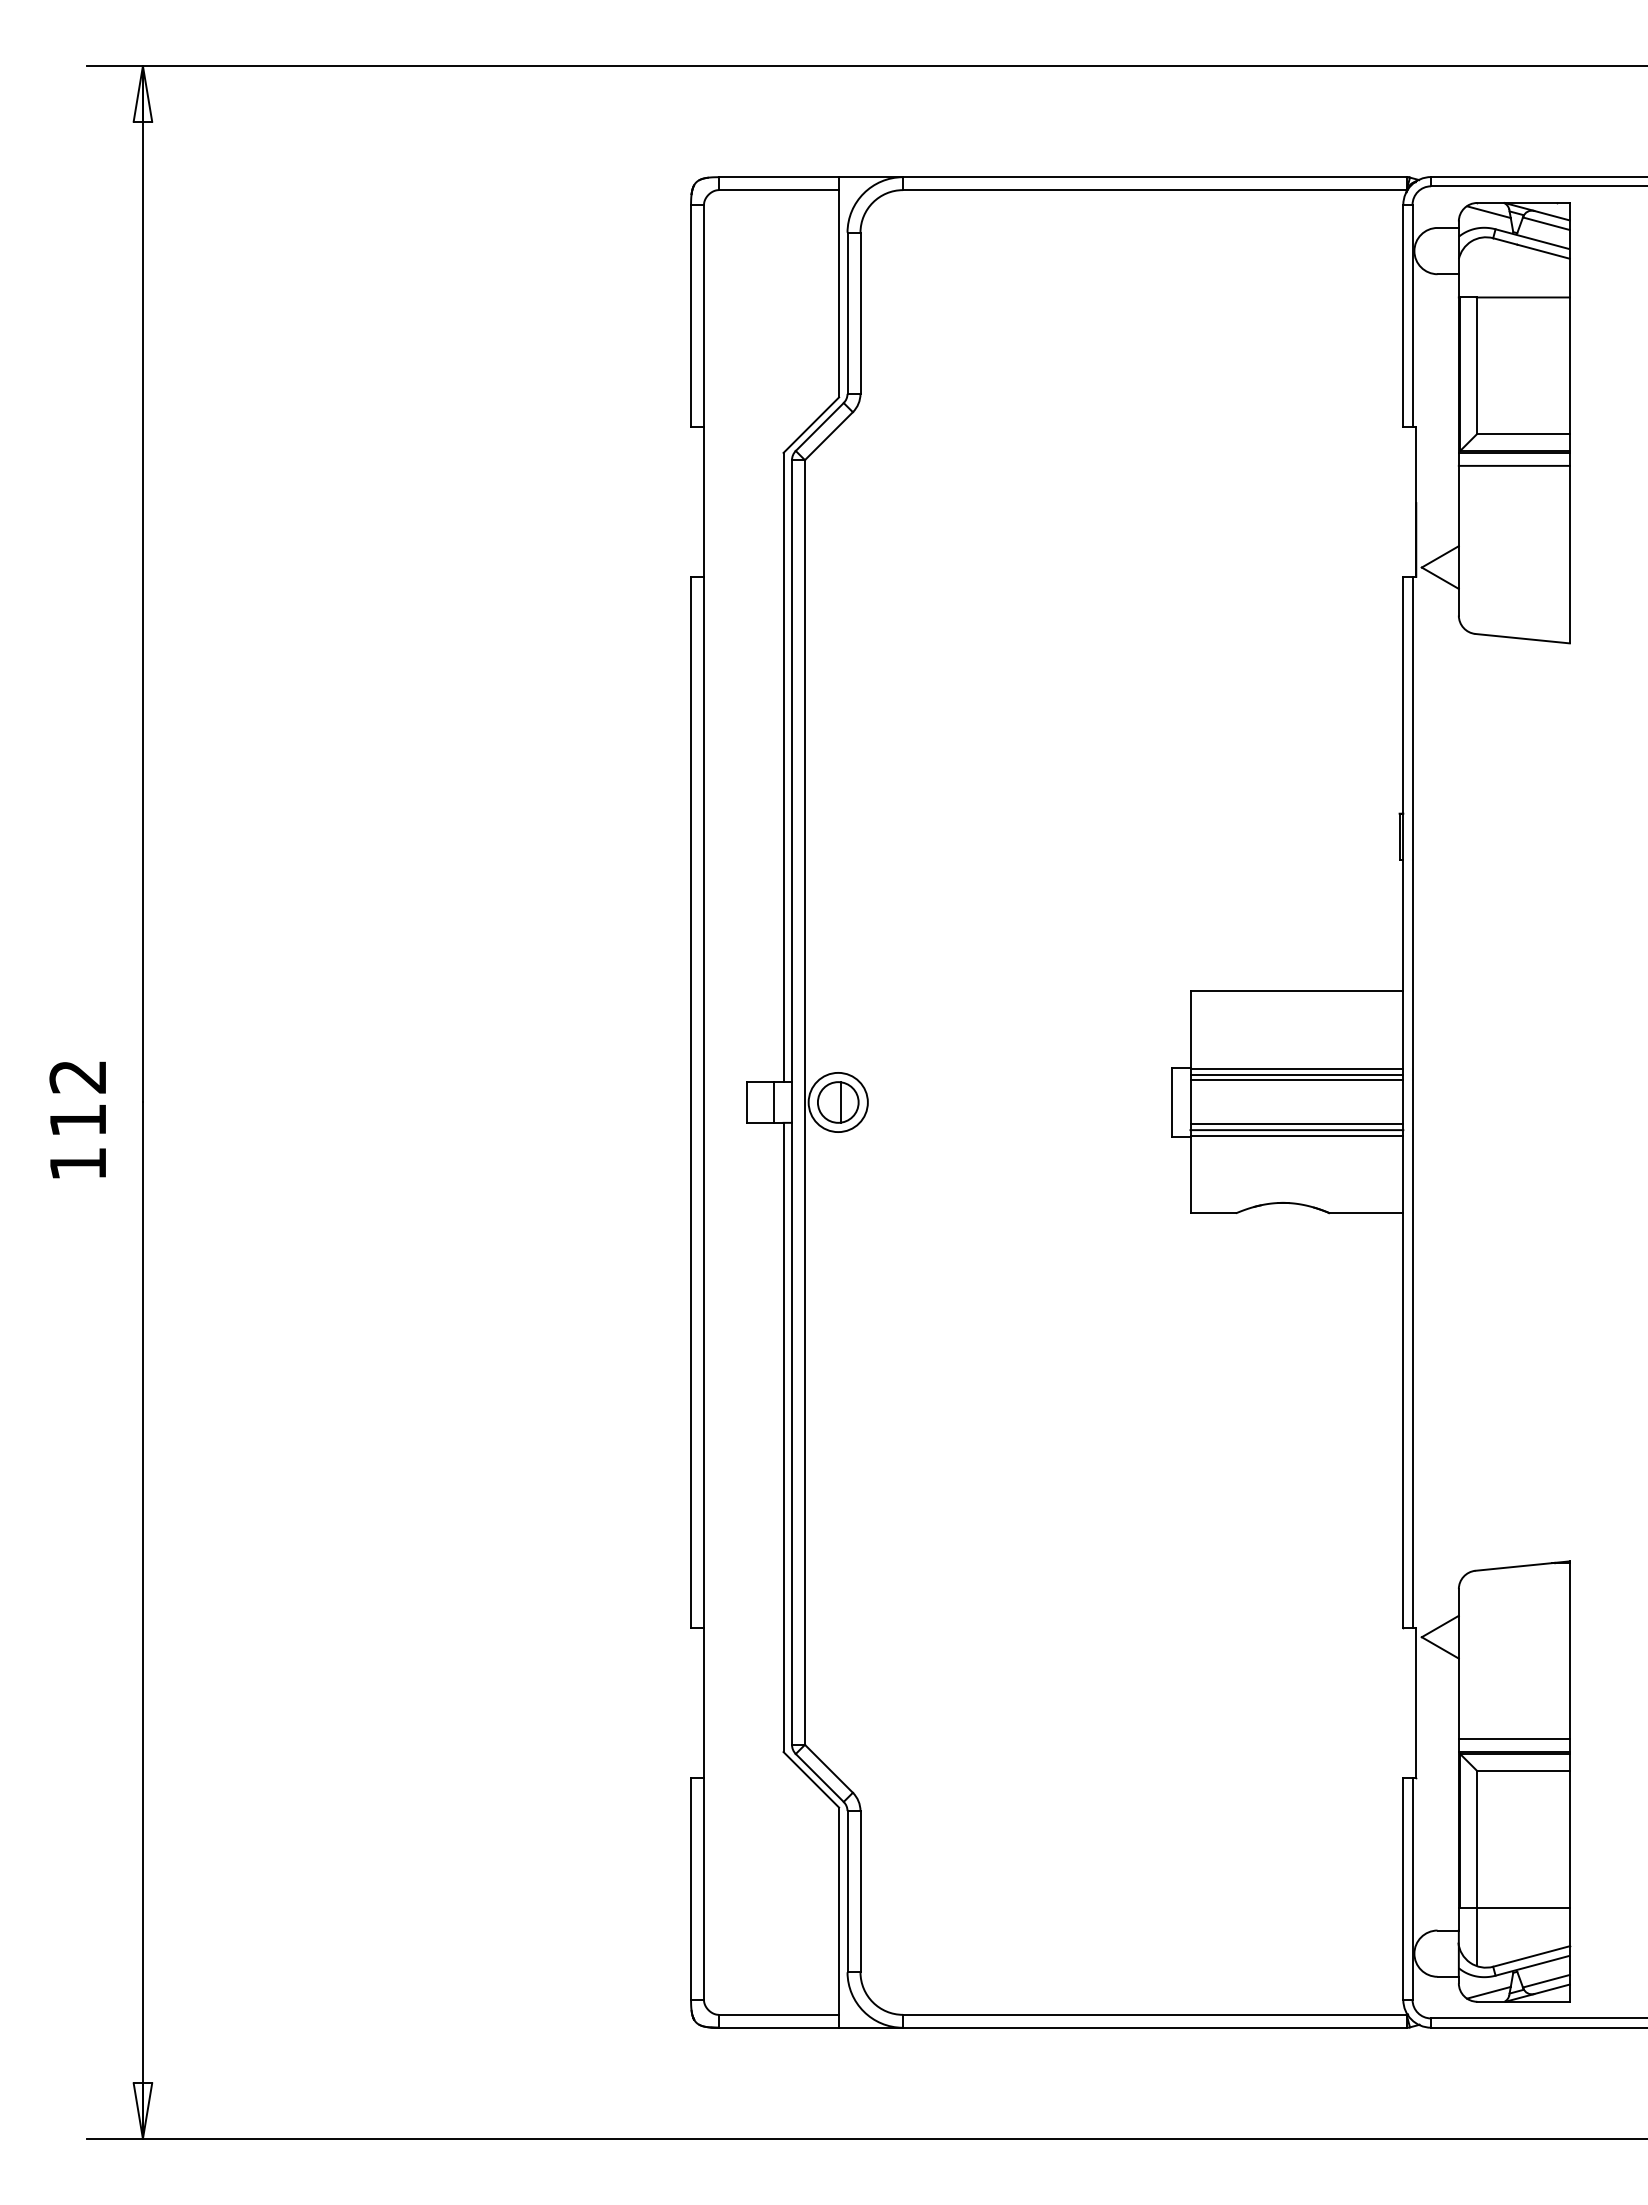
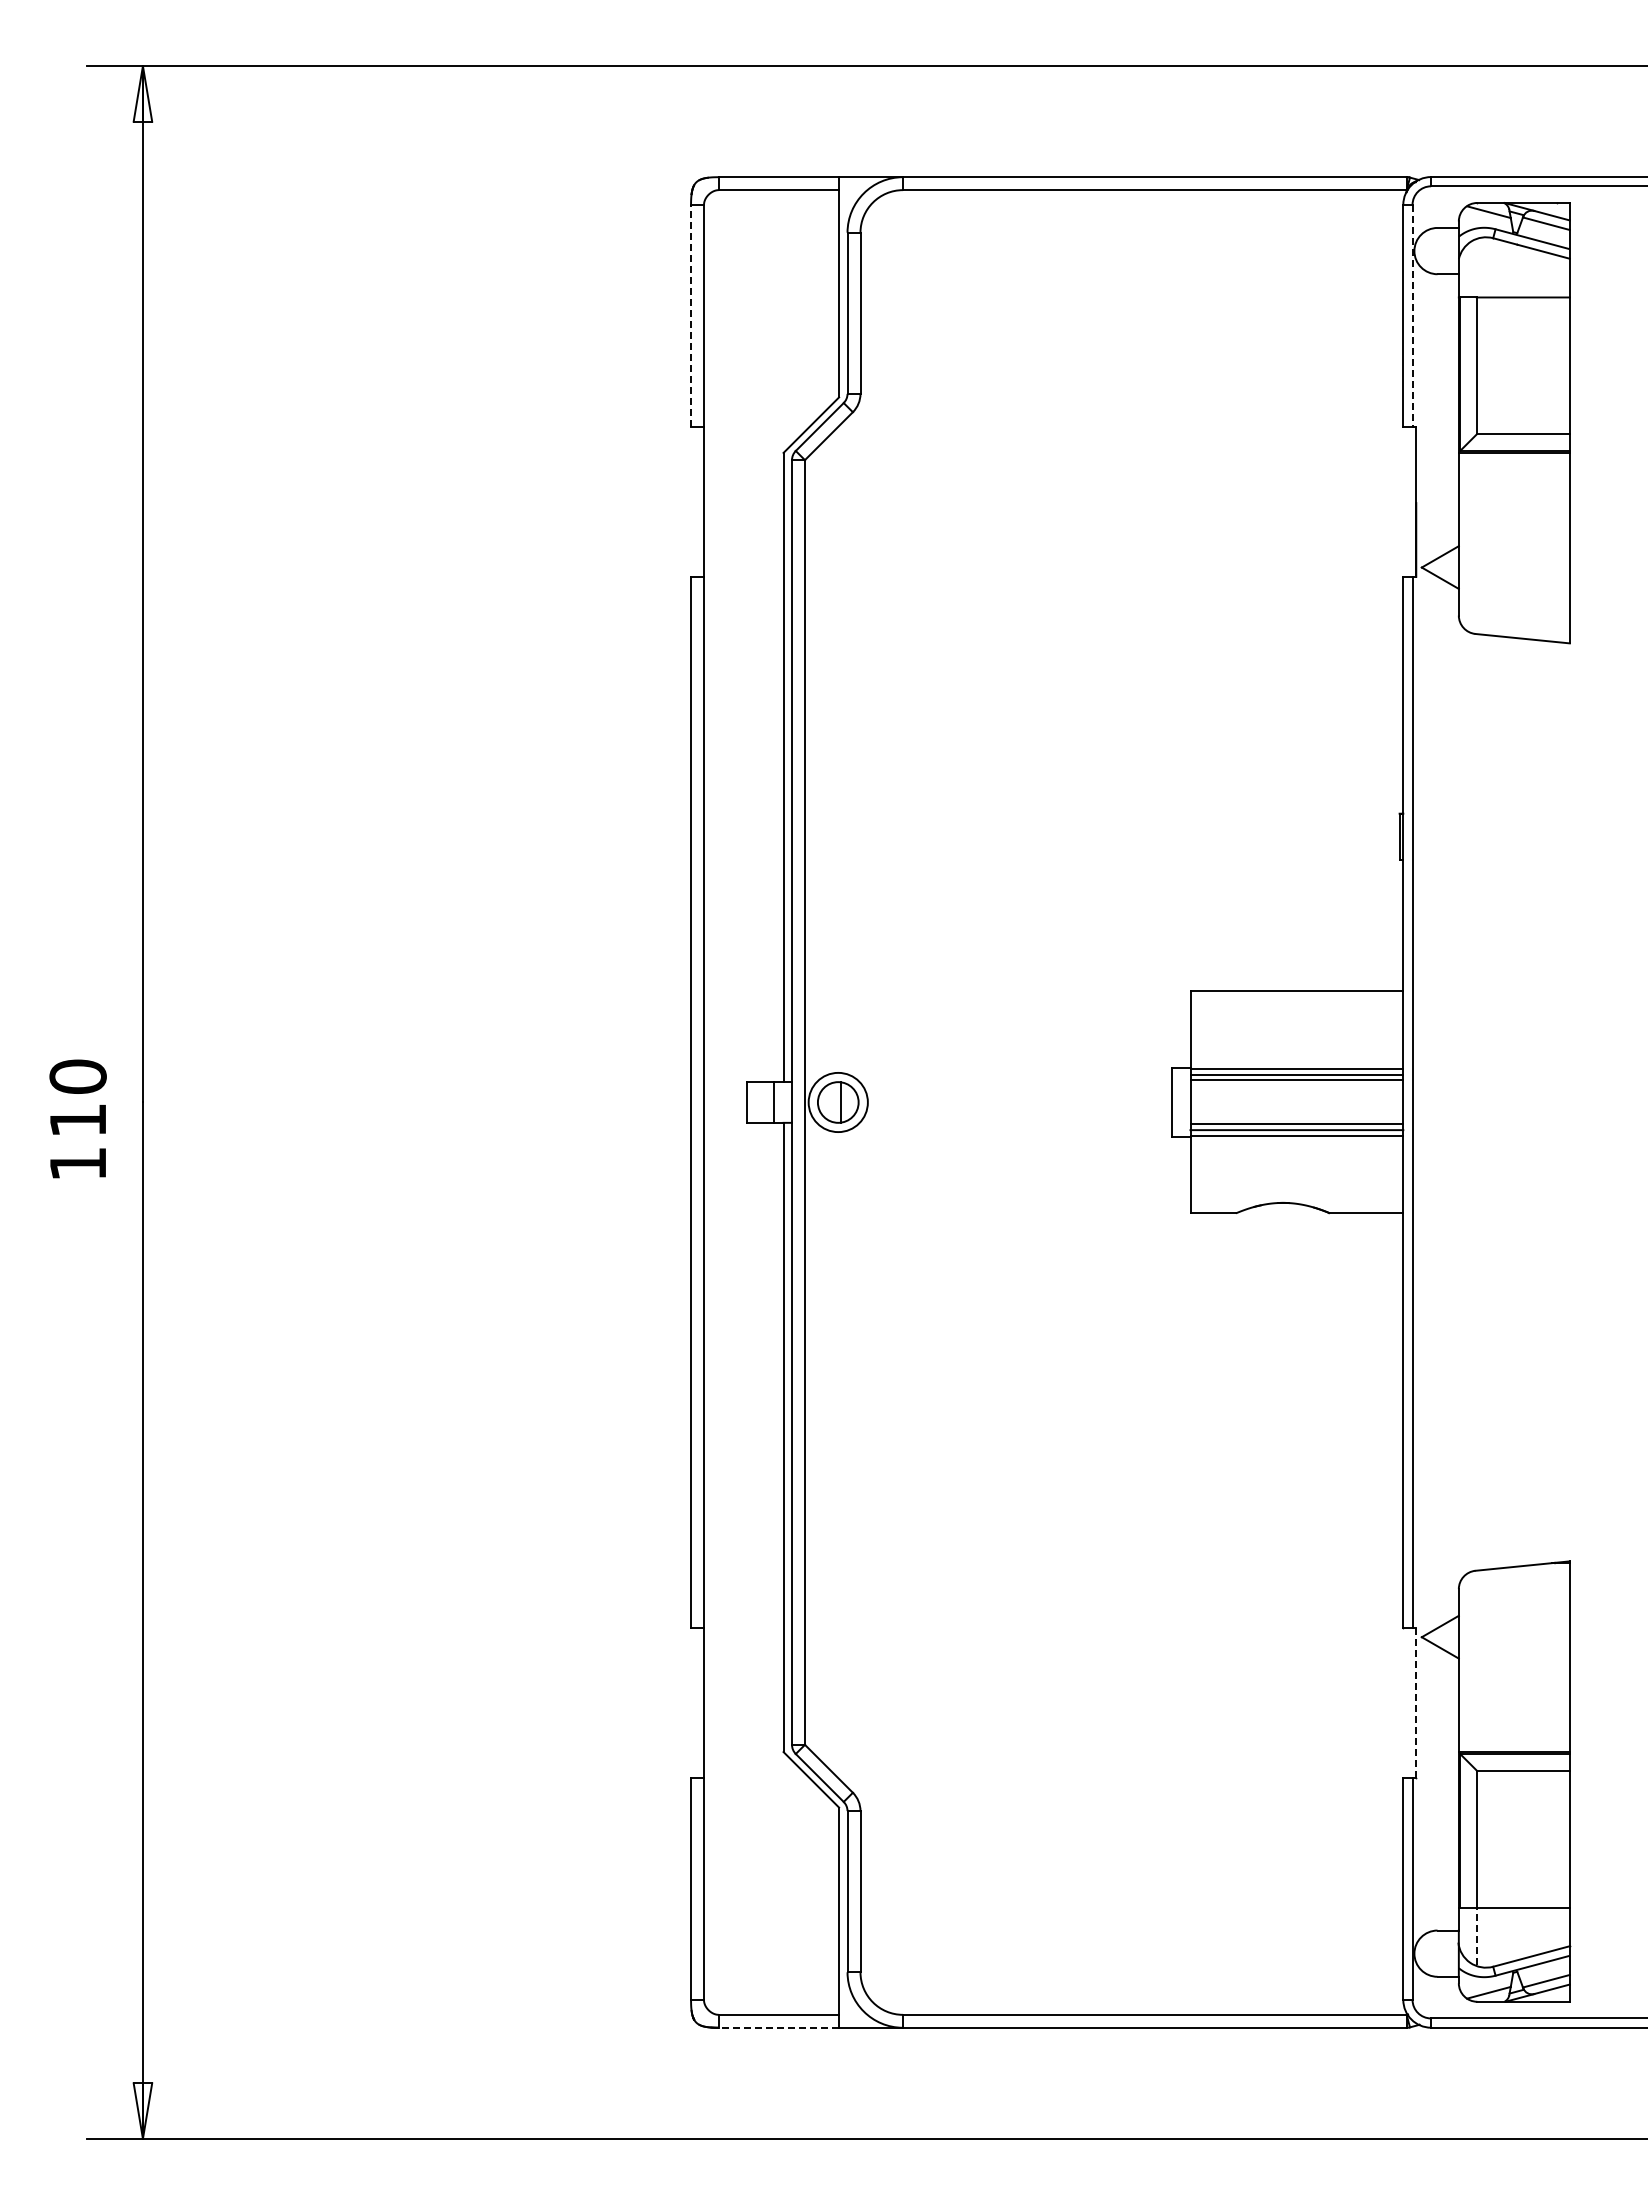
line: solid -> dashed (691, 315)
line: solid -> dashed (1412, 316)
line: present -> none (1513, 465)
text: 112 -> 110 (77, 1076)
line: solid -> dashed (1416, 1702)
line: present -> none (1513, 1739)
line: solid -> dashed (1476, 1936)
line: solid -> dashed (778, 2027)
